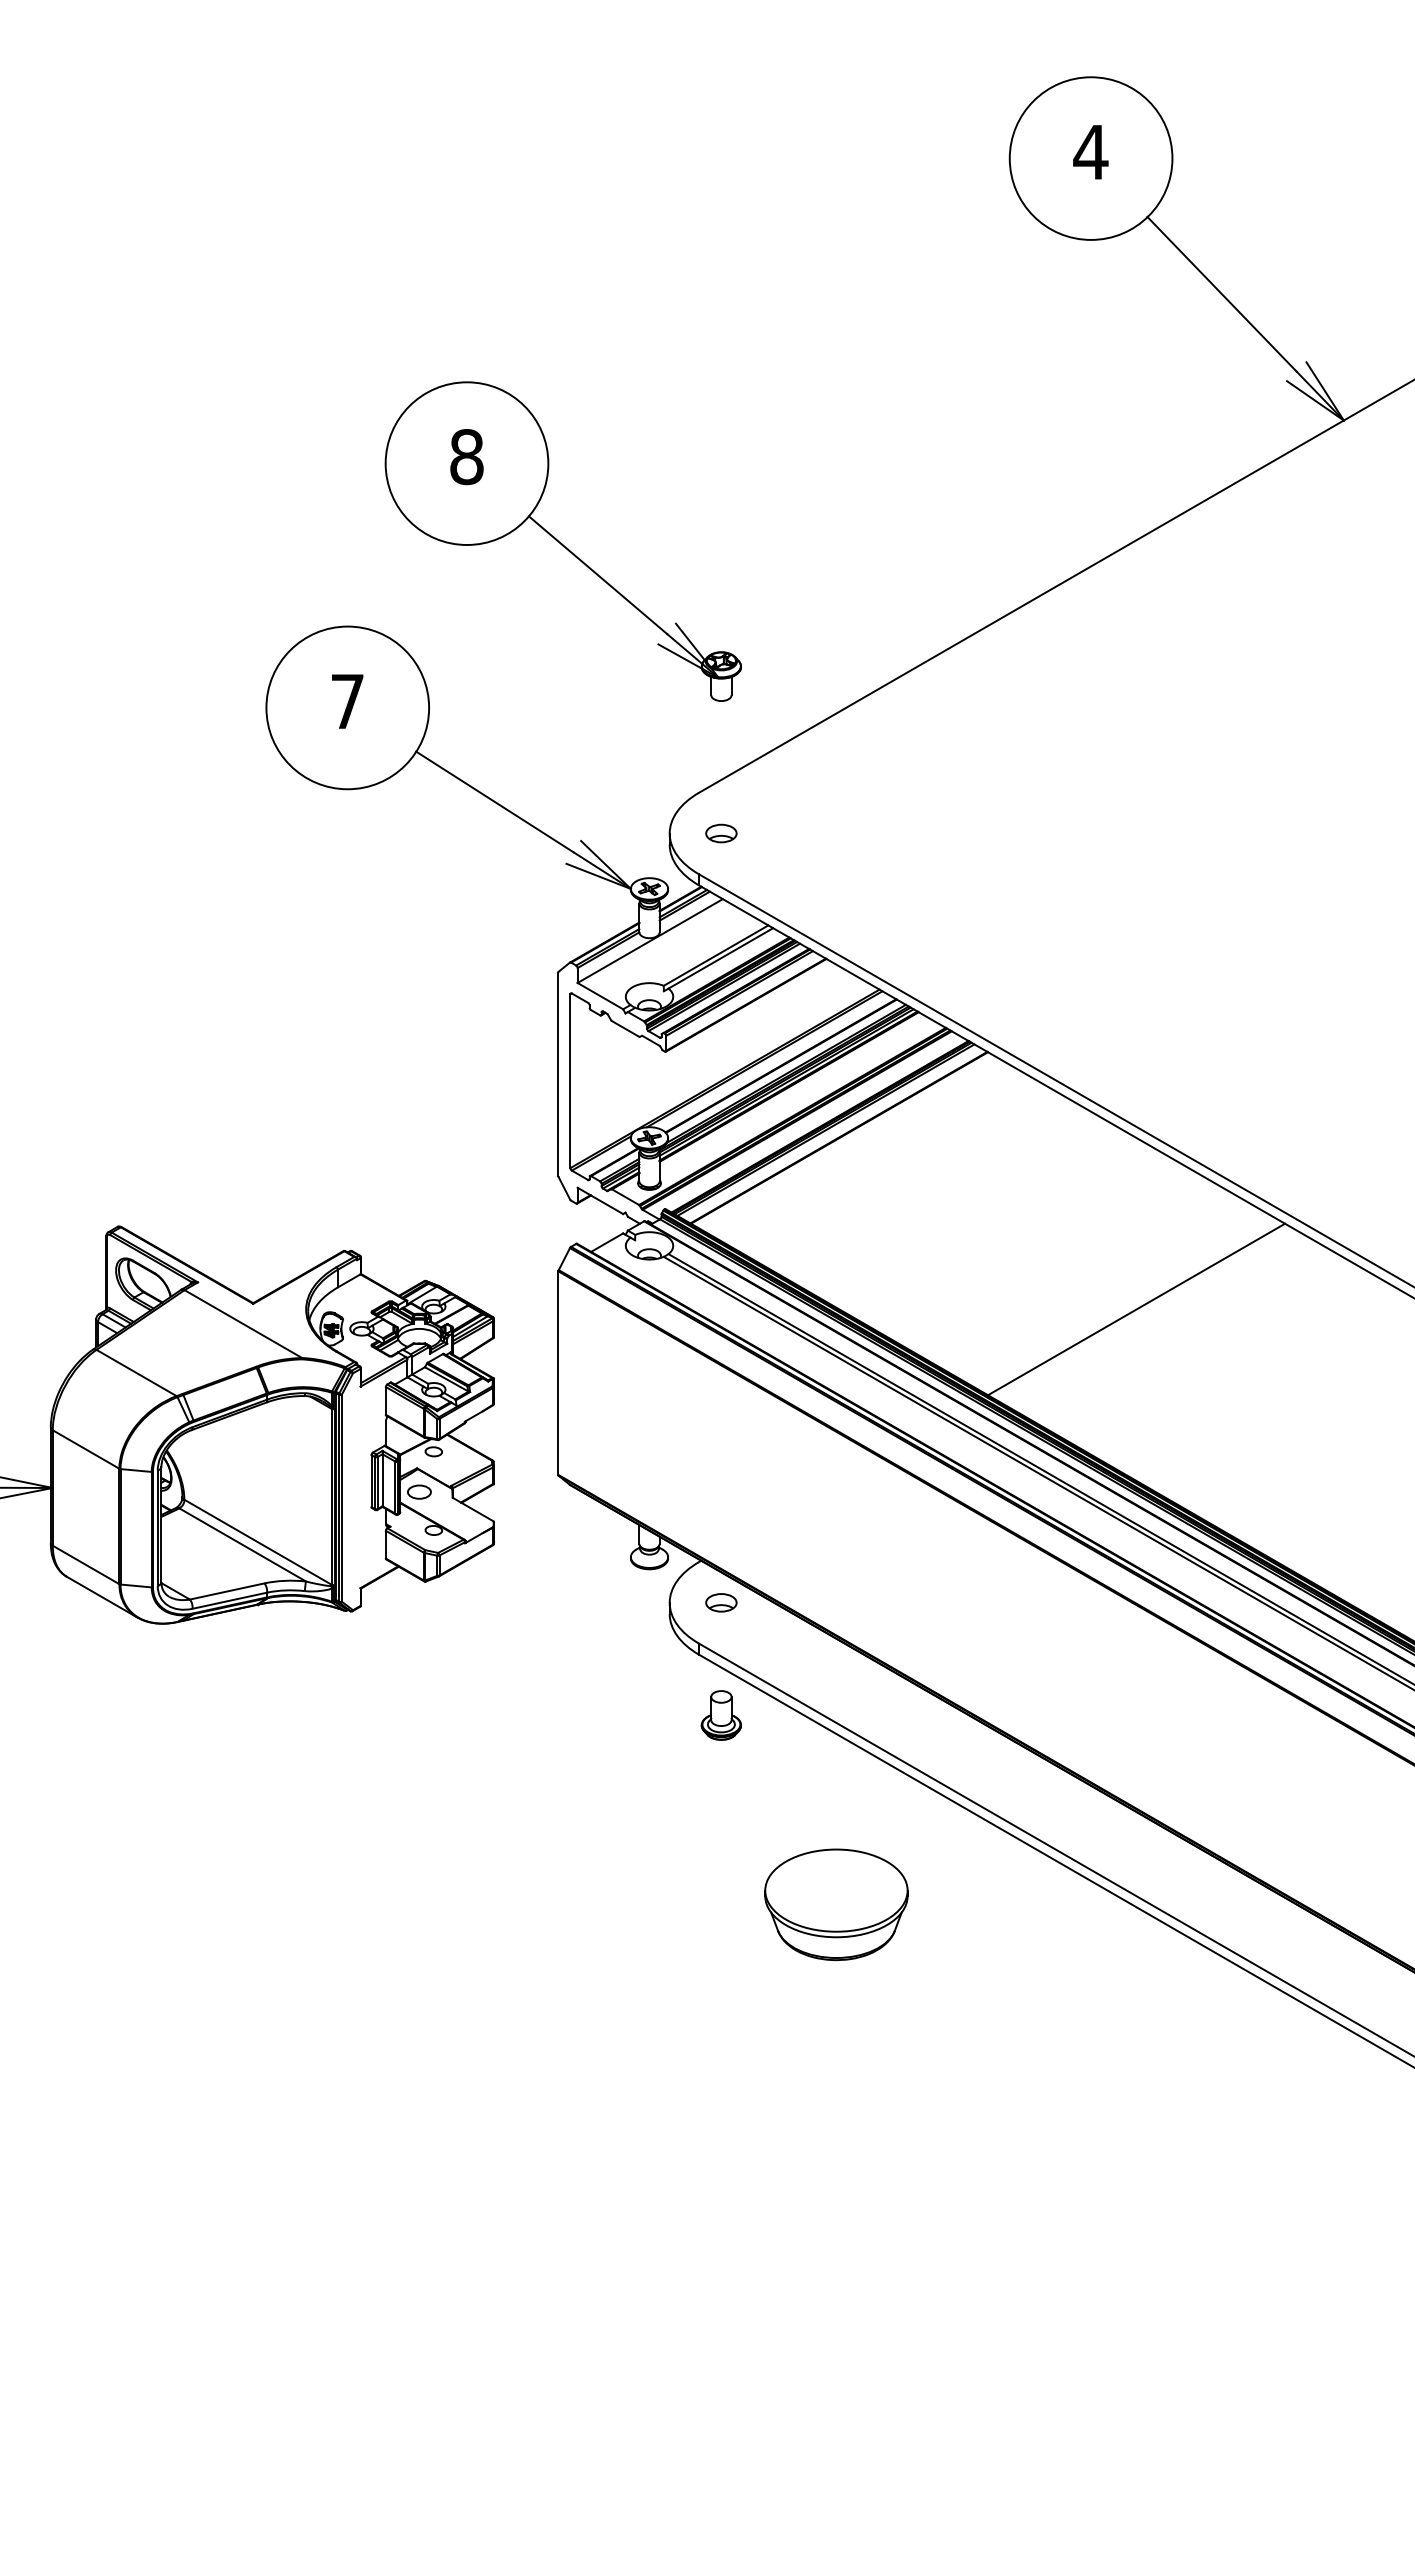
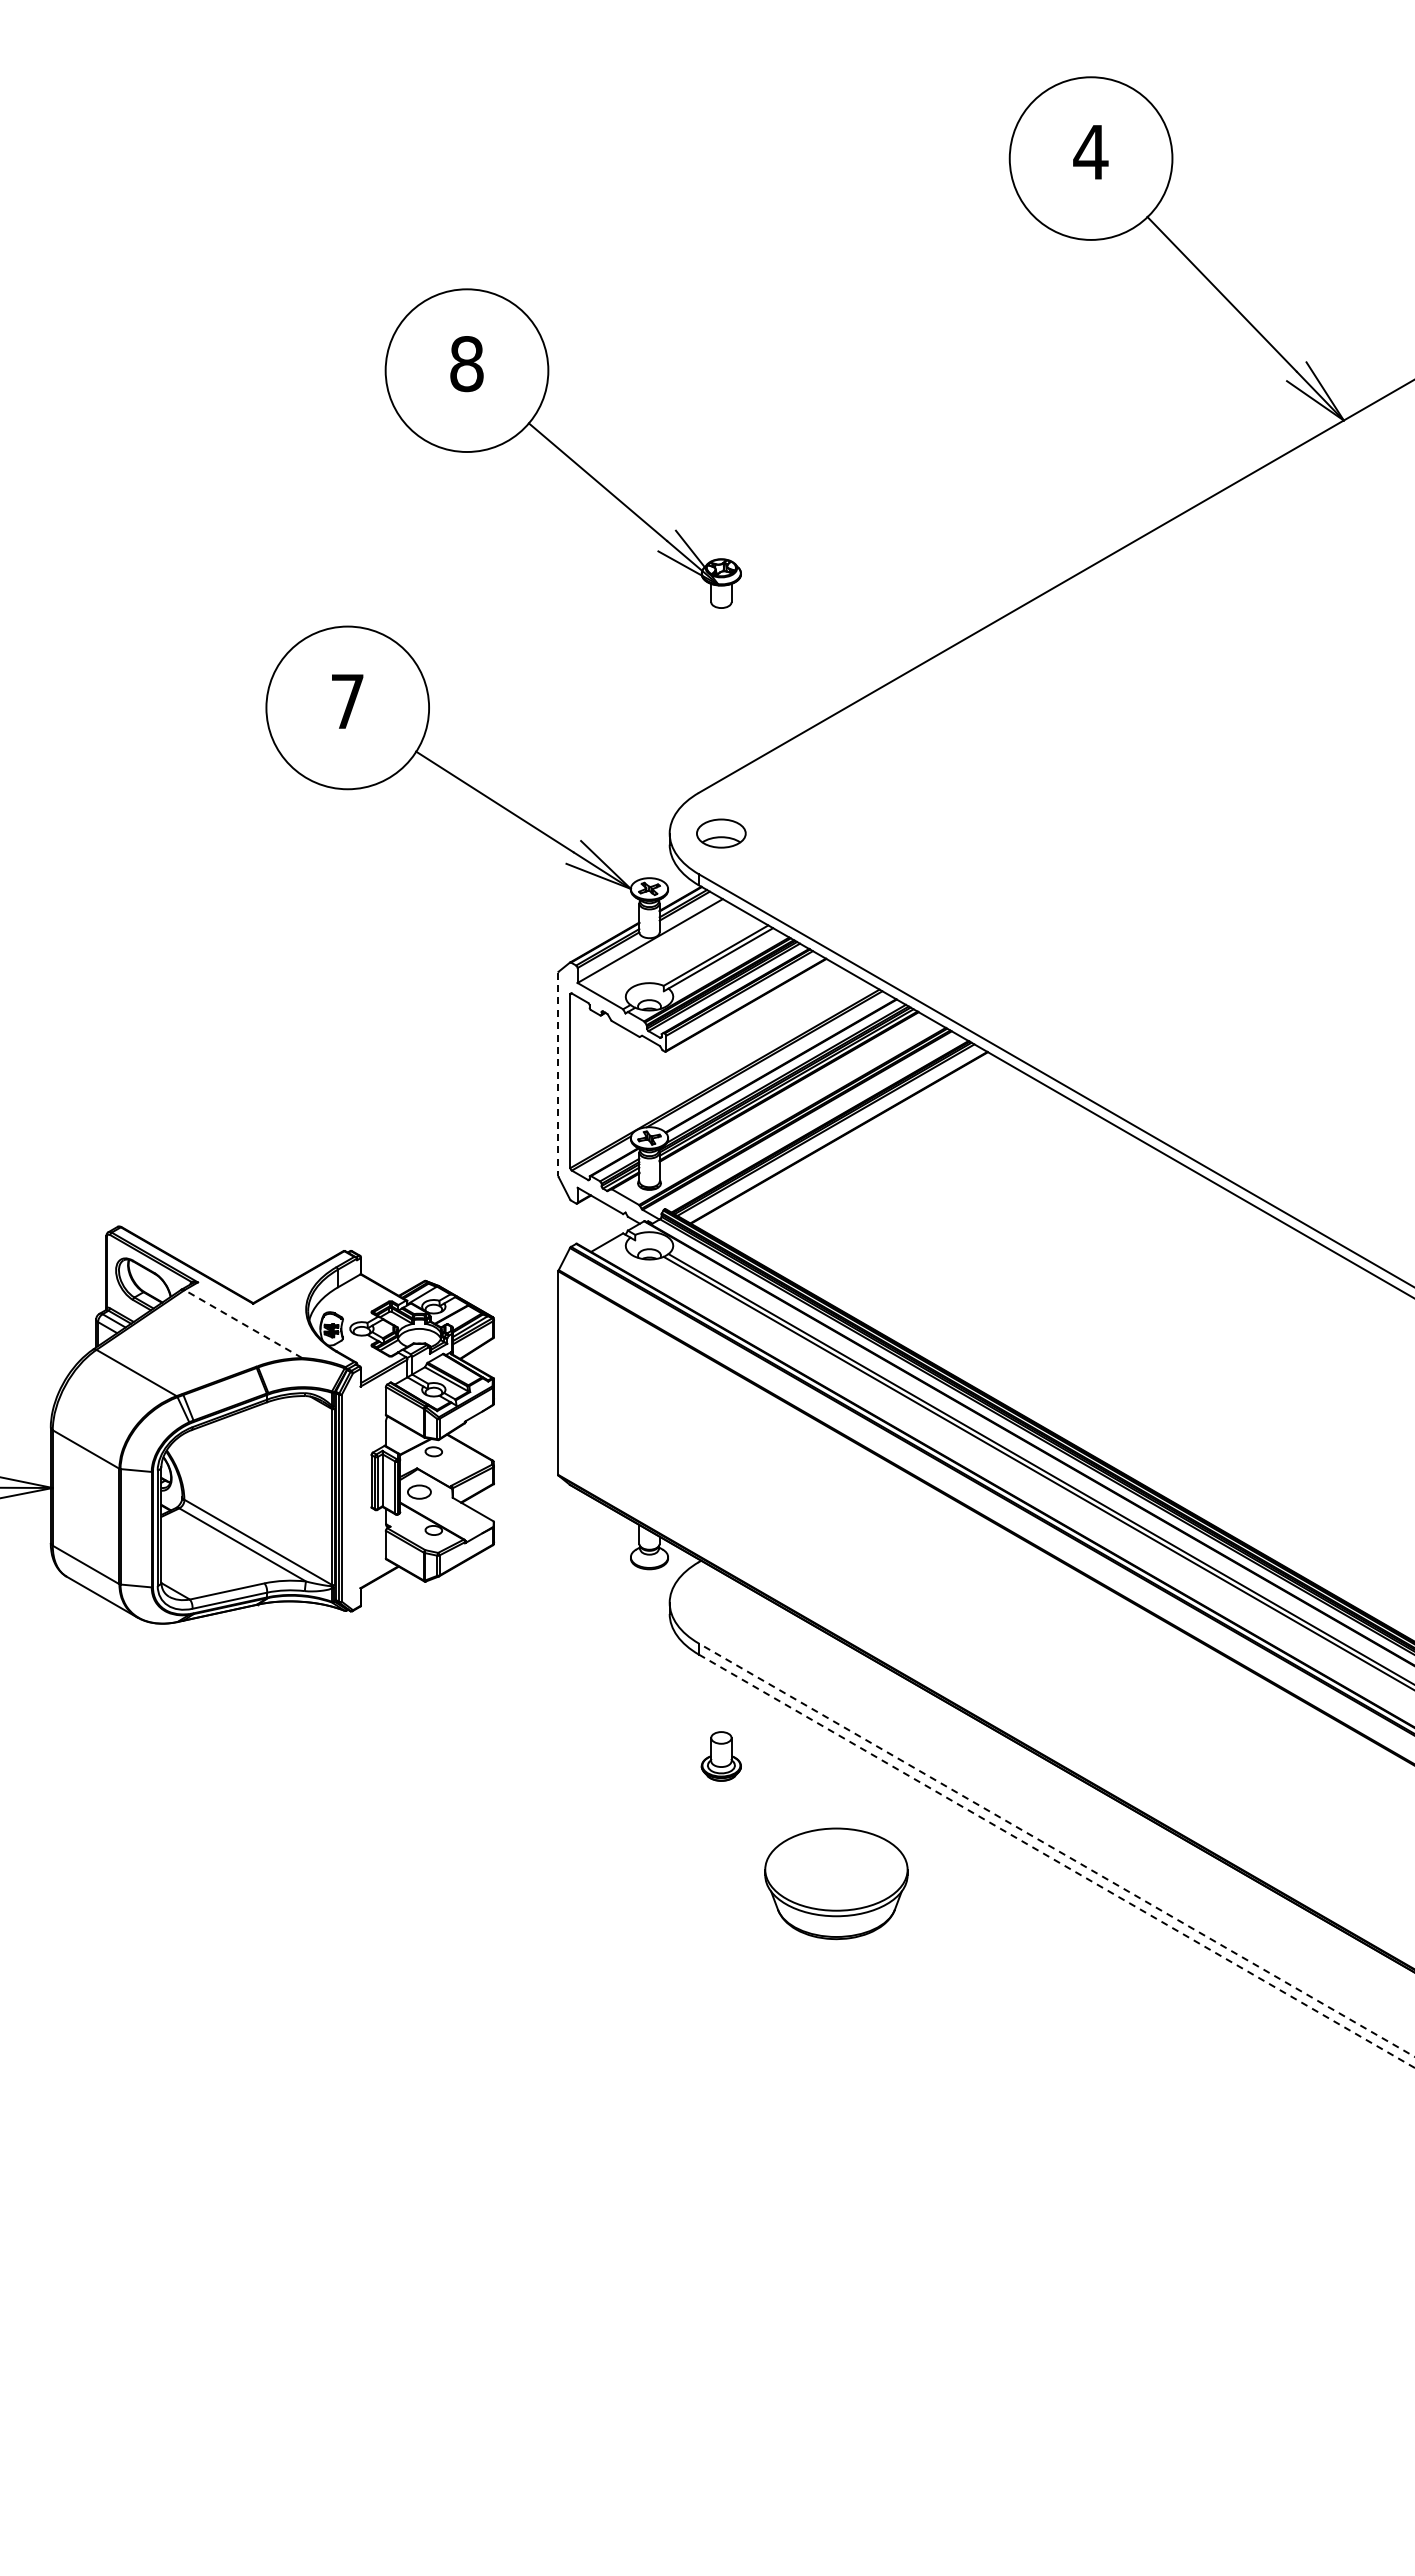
part position: (562, 541) -> (562, 448) (562, 448)
part size: 33x21 px -> 51x31 px (721, 833)
line: solid -> dashed (558, 1074)
line: present -> none (1136, 1309)
line: solid -> dashed (243, 1324)
part: present -> none (721, 1602)
part position: (720, 1715) -> (720, 1756) (720, 1756)
line: solid -> dashed (1056, 1849)
line: solid -> dashed (1057, 1861)
part position: (836, 1904) -> (836, 1883) (836, 1883)
